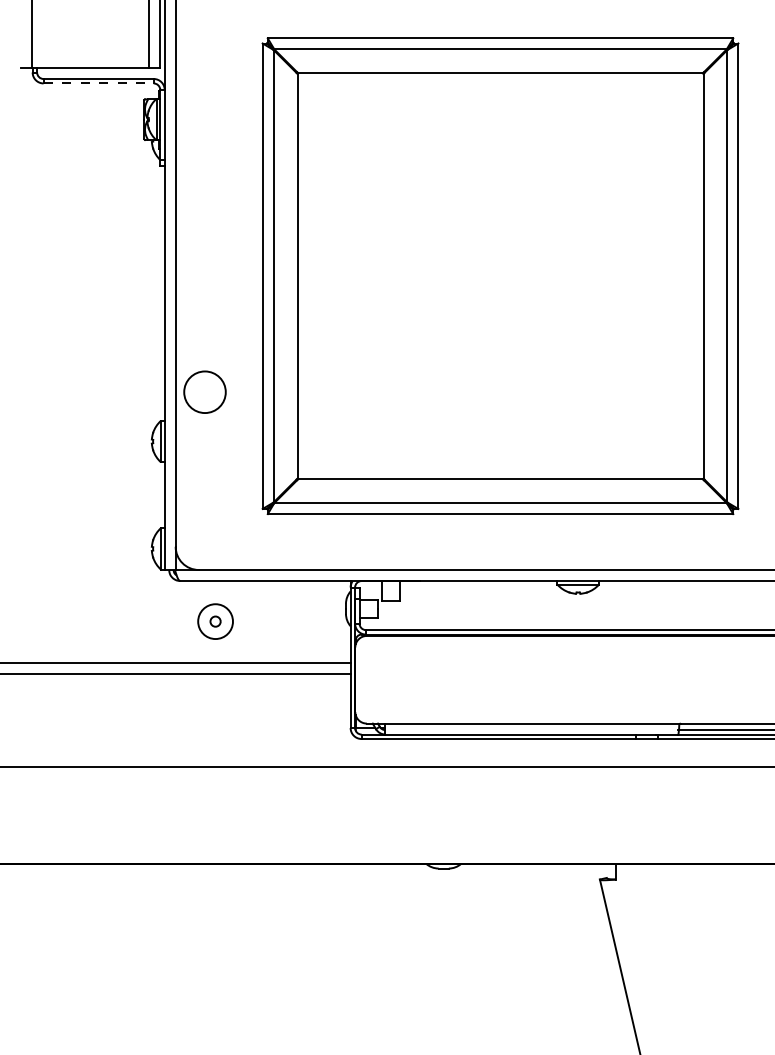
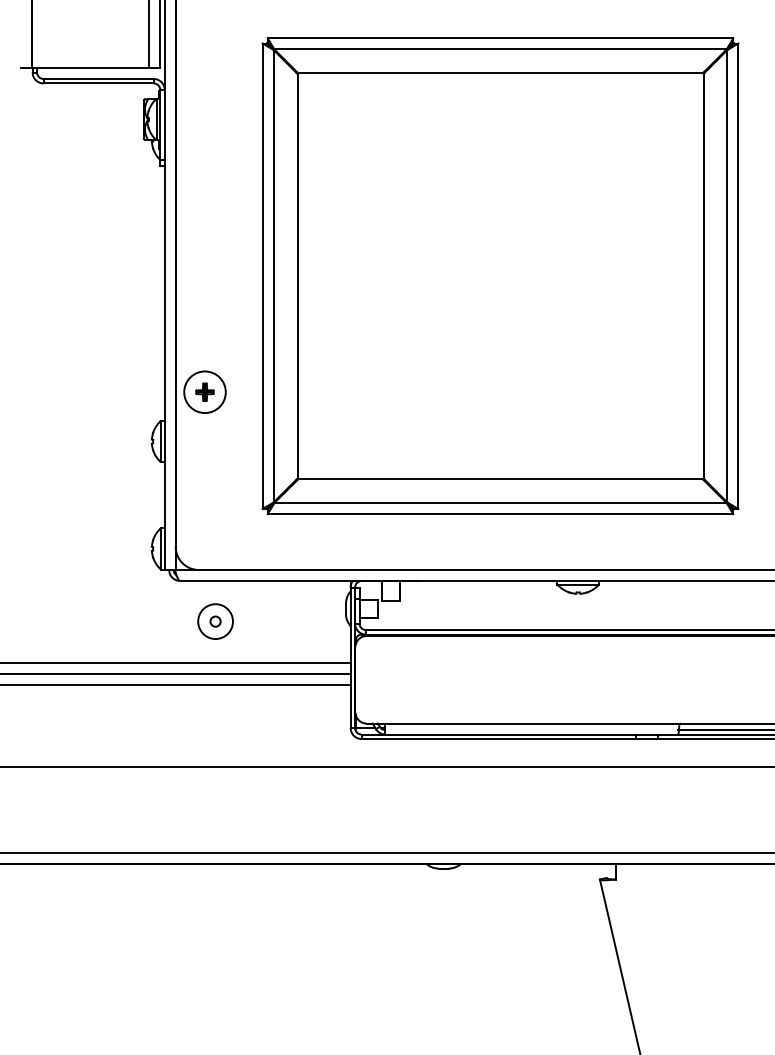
line: dashed -> solid (99, 83)
part: none -> present (204, 391)
line: none -> present (176, 684)
line: none -> present (386, 852)
